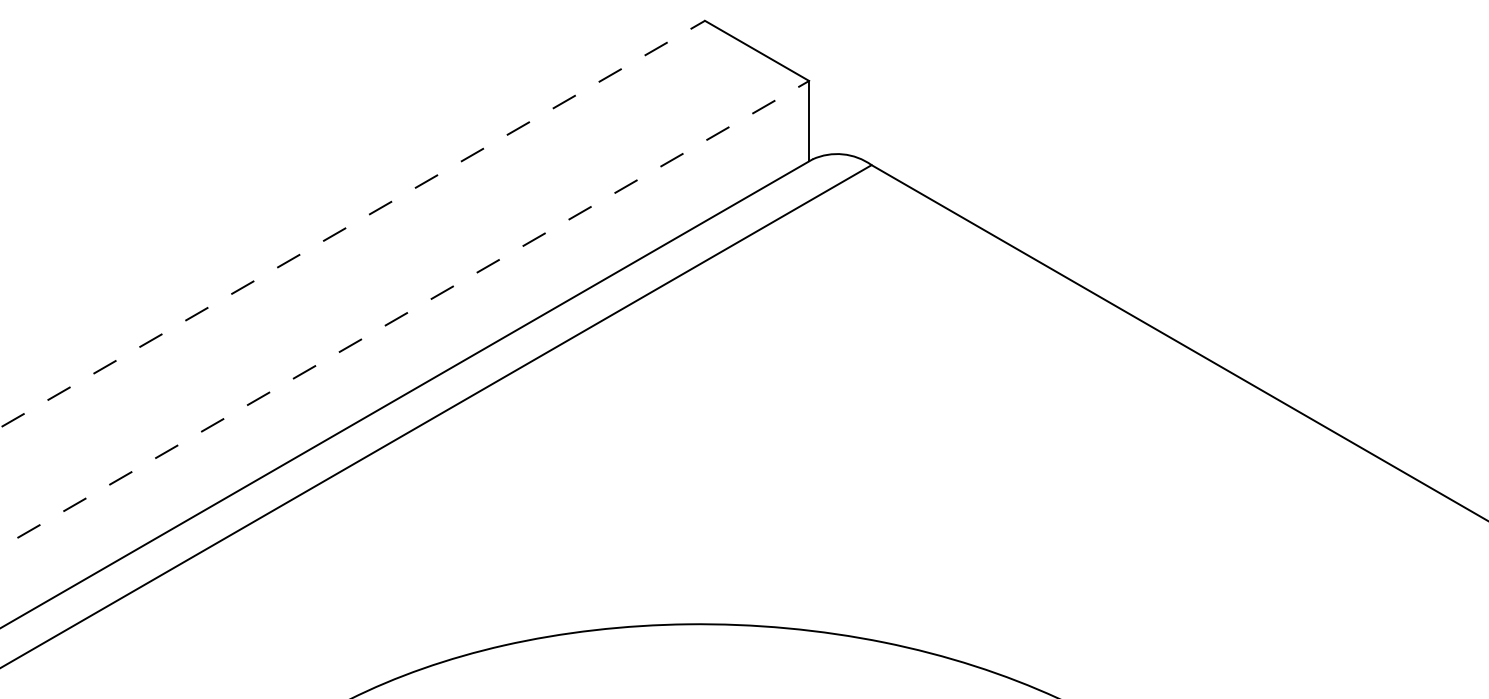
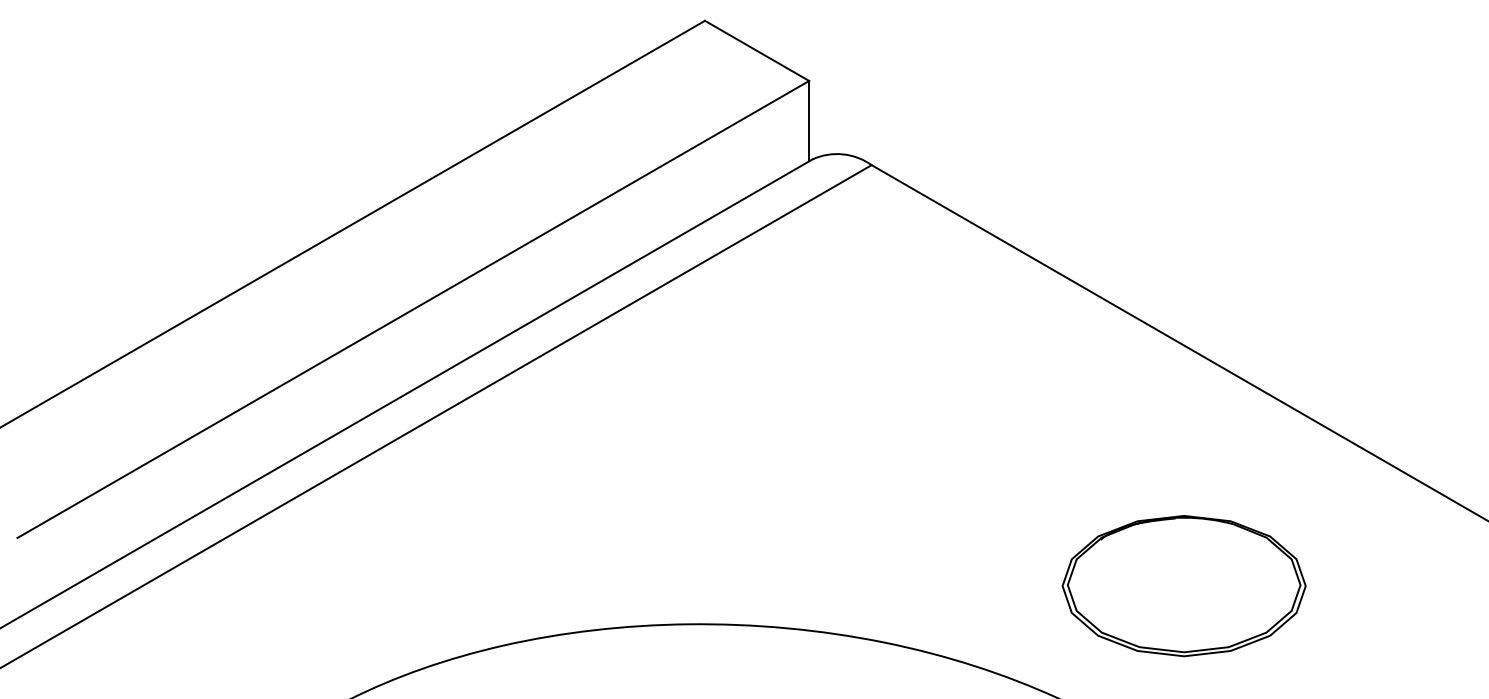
line: dashed -> solid (352, 224)
line: dashed -> solid (413, 309)
part: none -> present (1183, 586)
